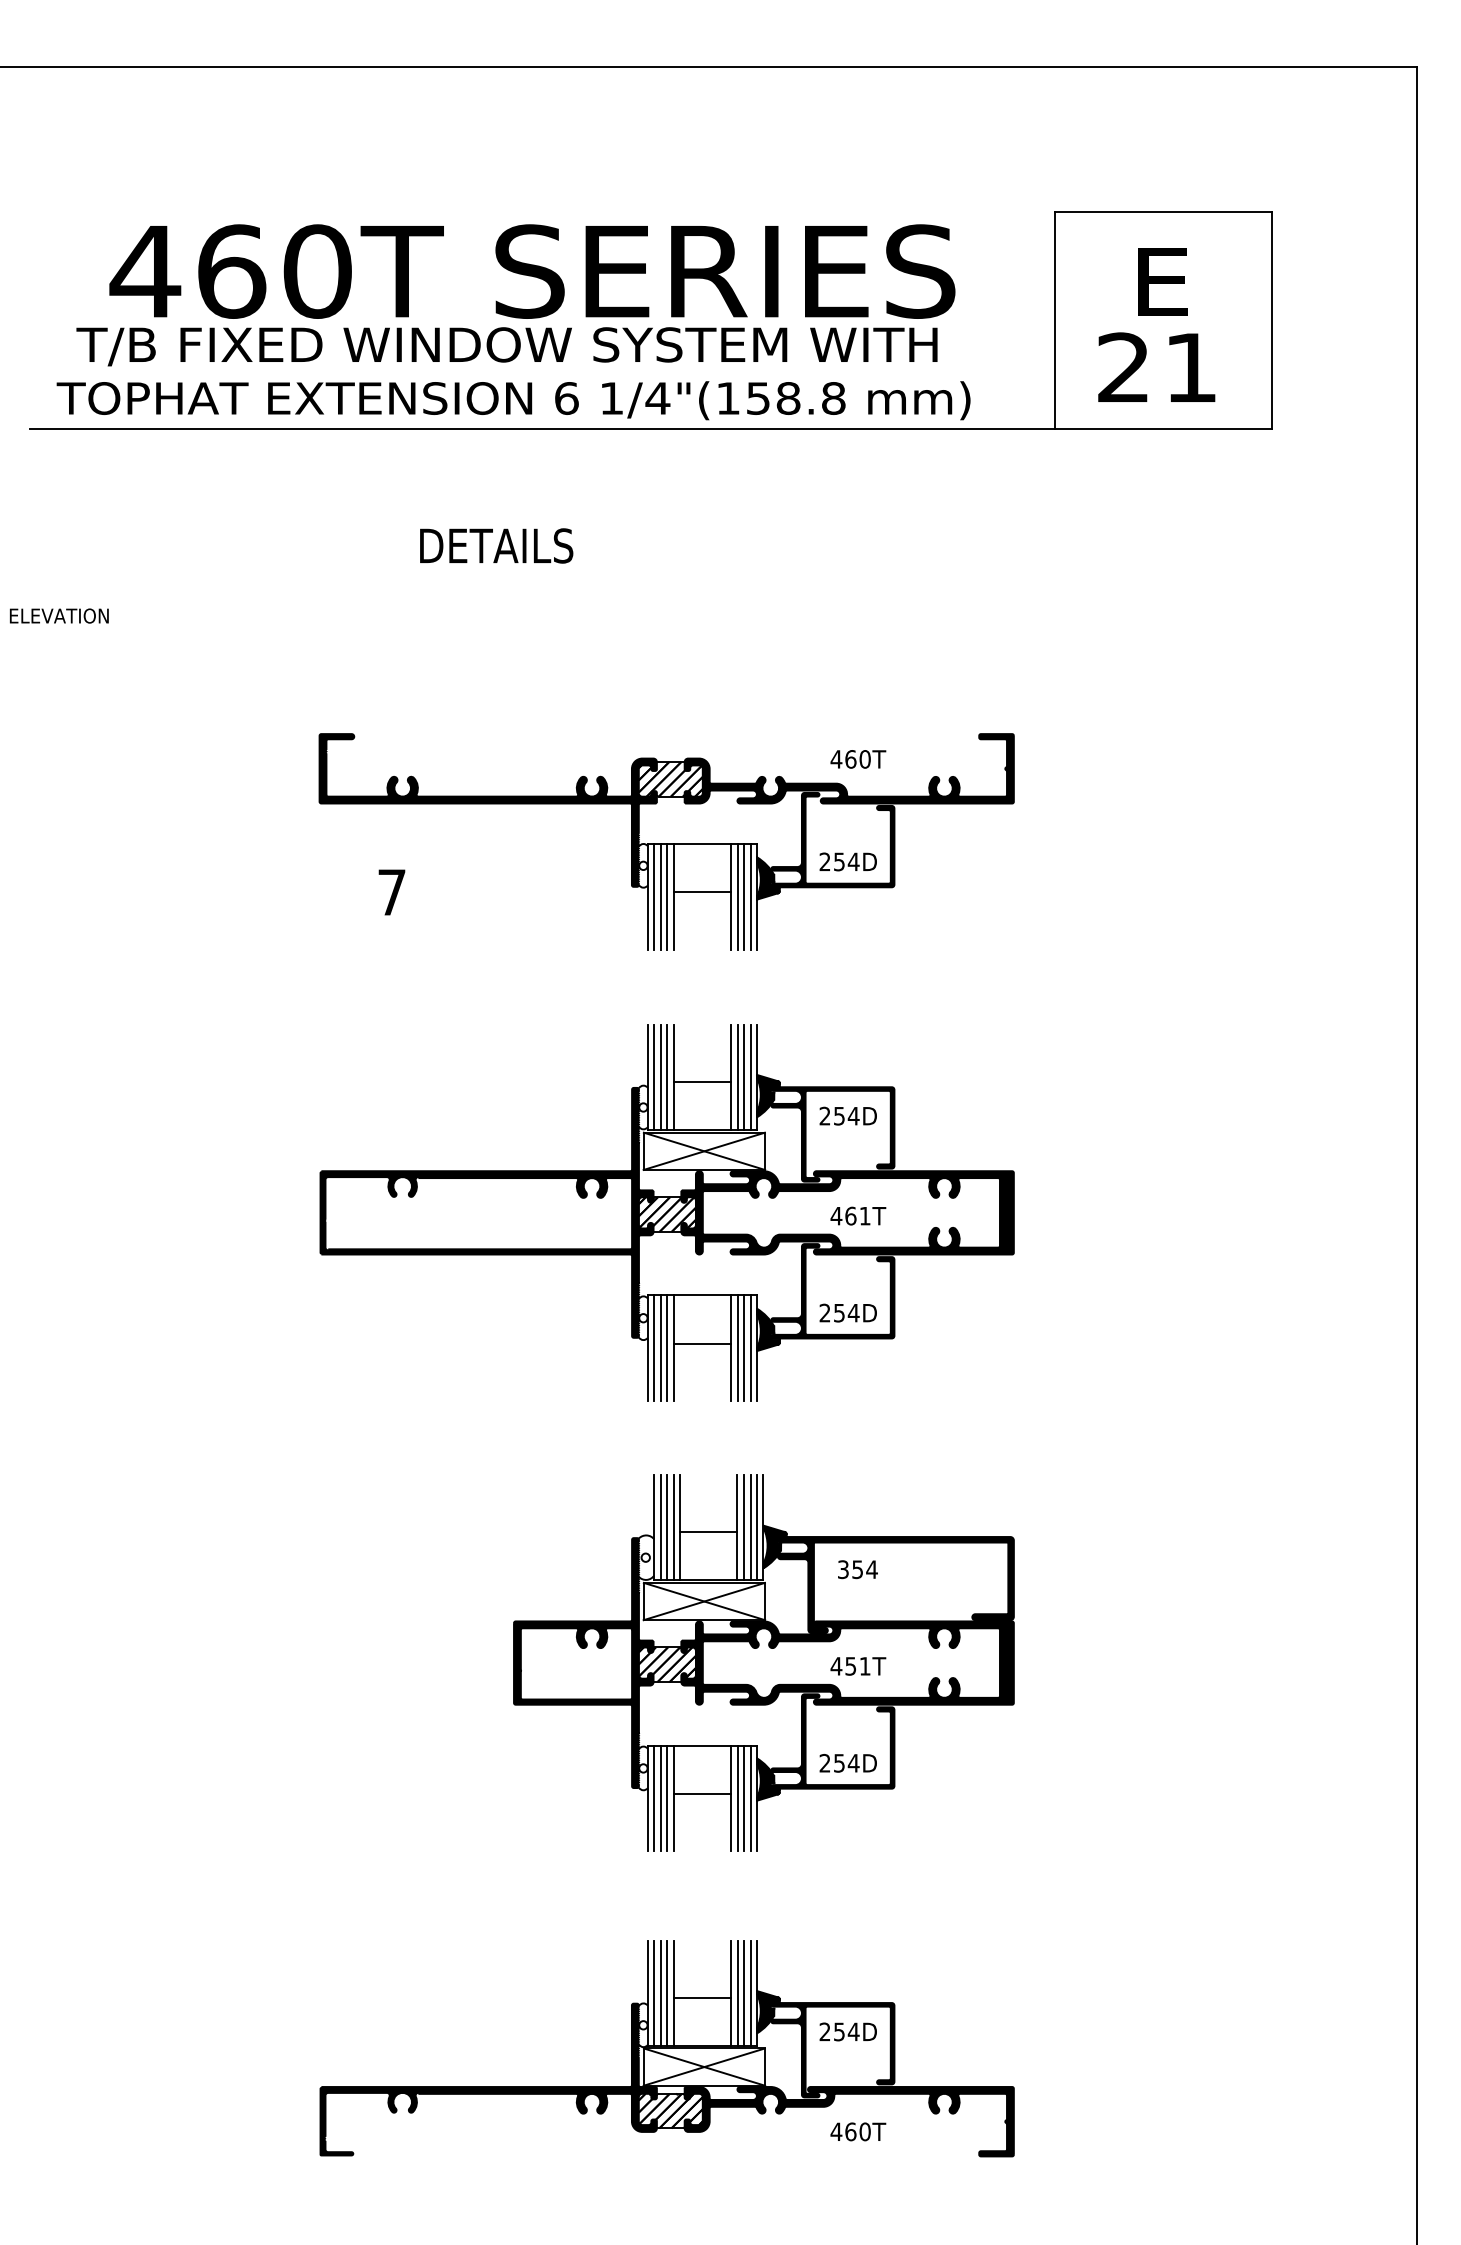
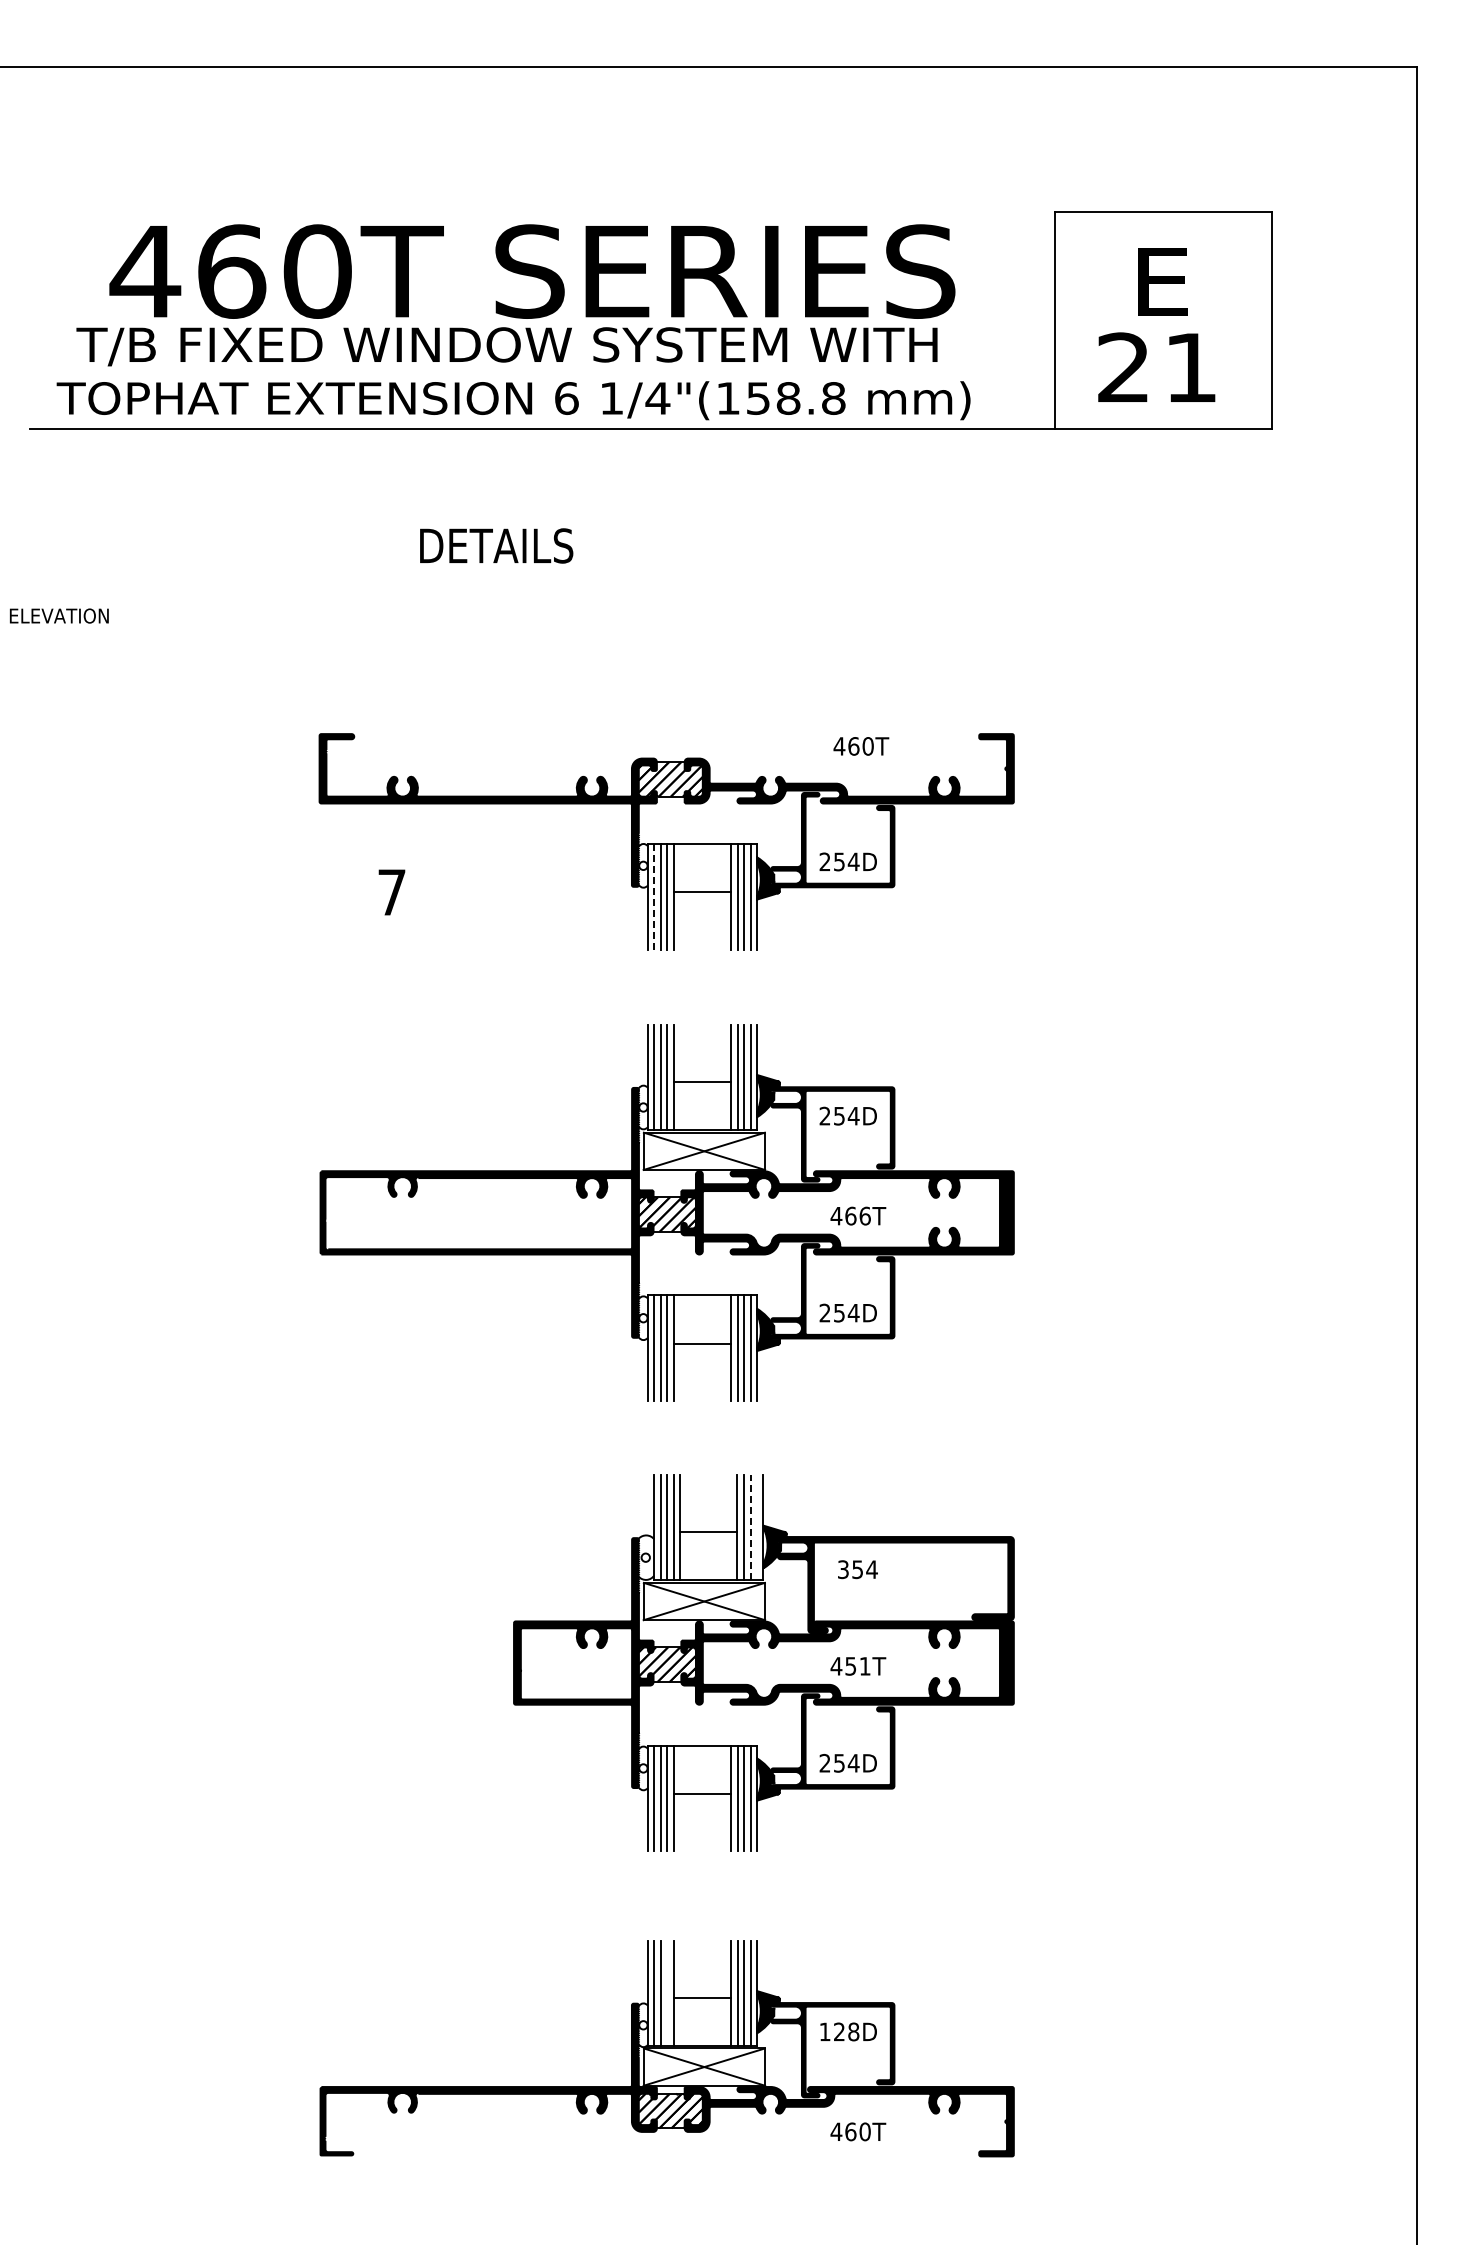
text position: (858, 759) -> (861, 746) (861, 746)
line: solid -> dashed (654, 896)
text: 461T -> 466T (864, 1215)
line: solid -> dashed (750, 1527)
line: present -> none (756, 1527)
line: present -> none (667, 1993)
text: 254D -> 128D (839, 2031)
